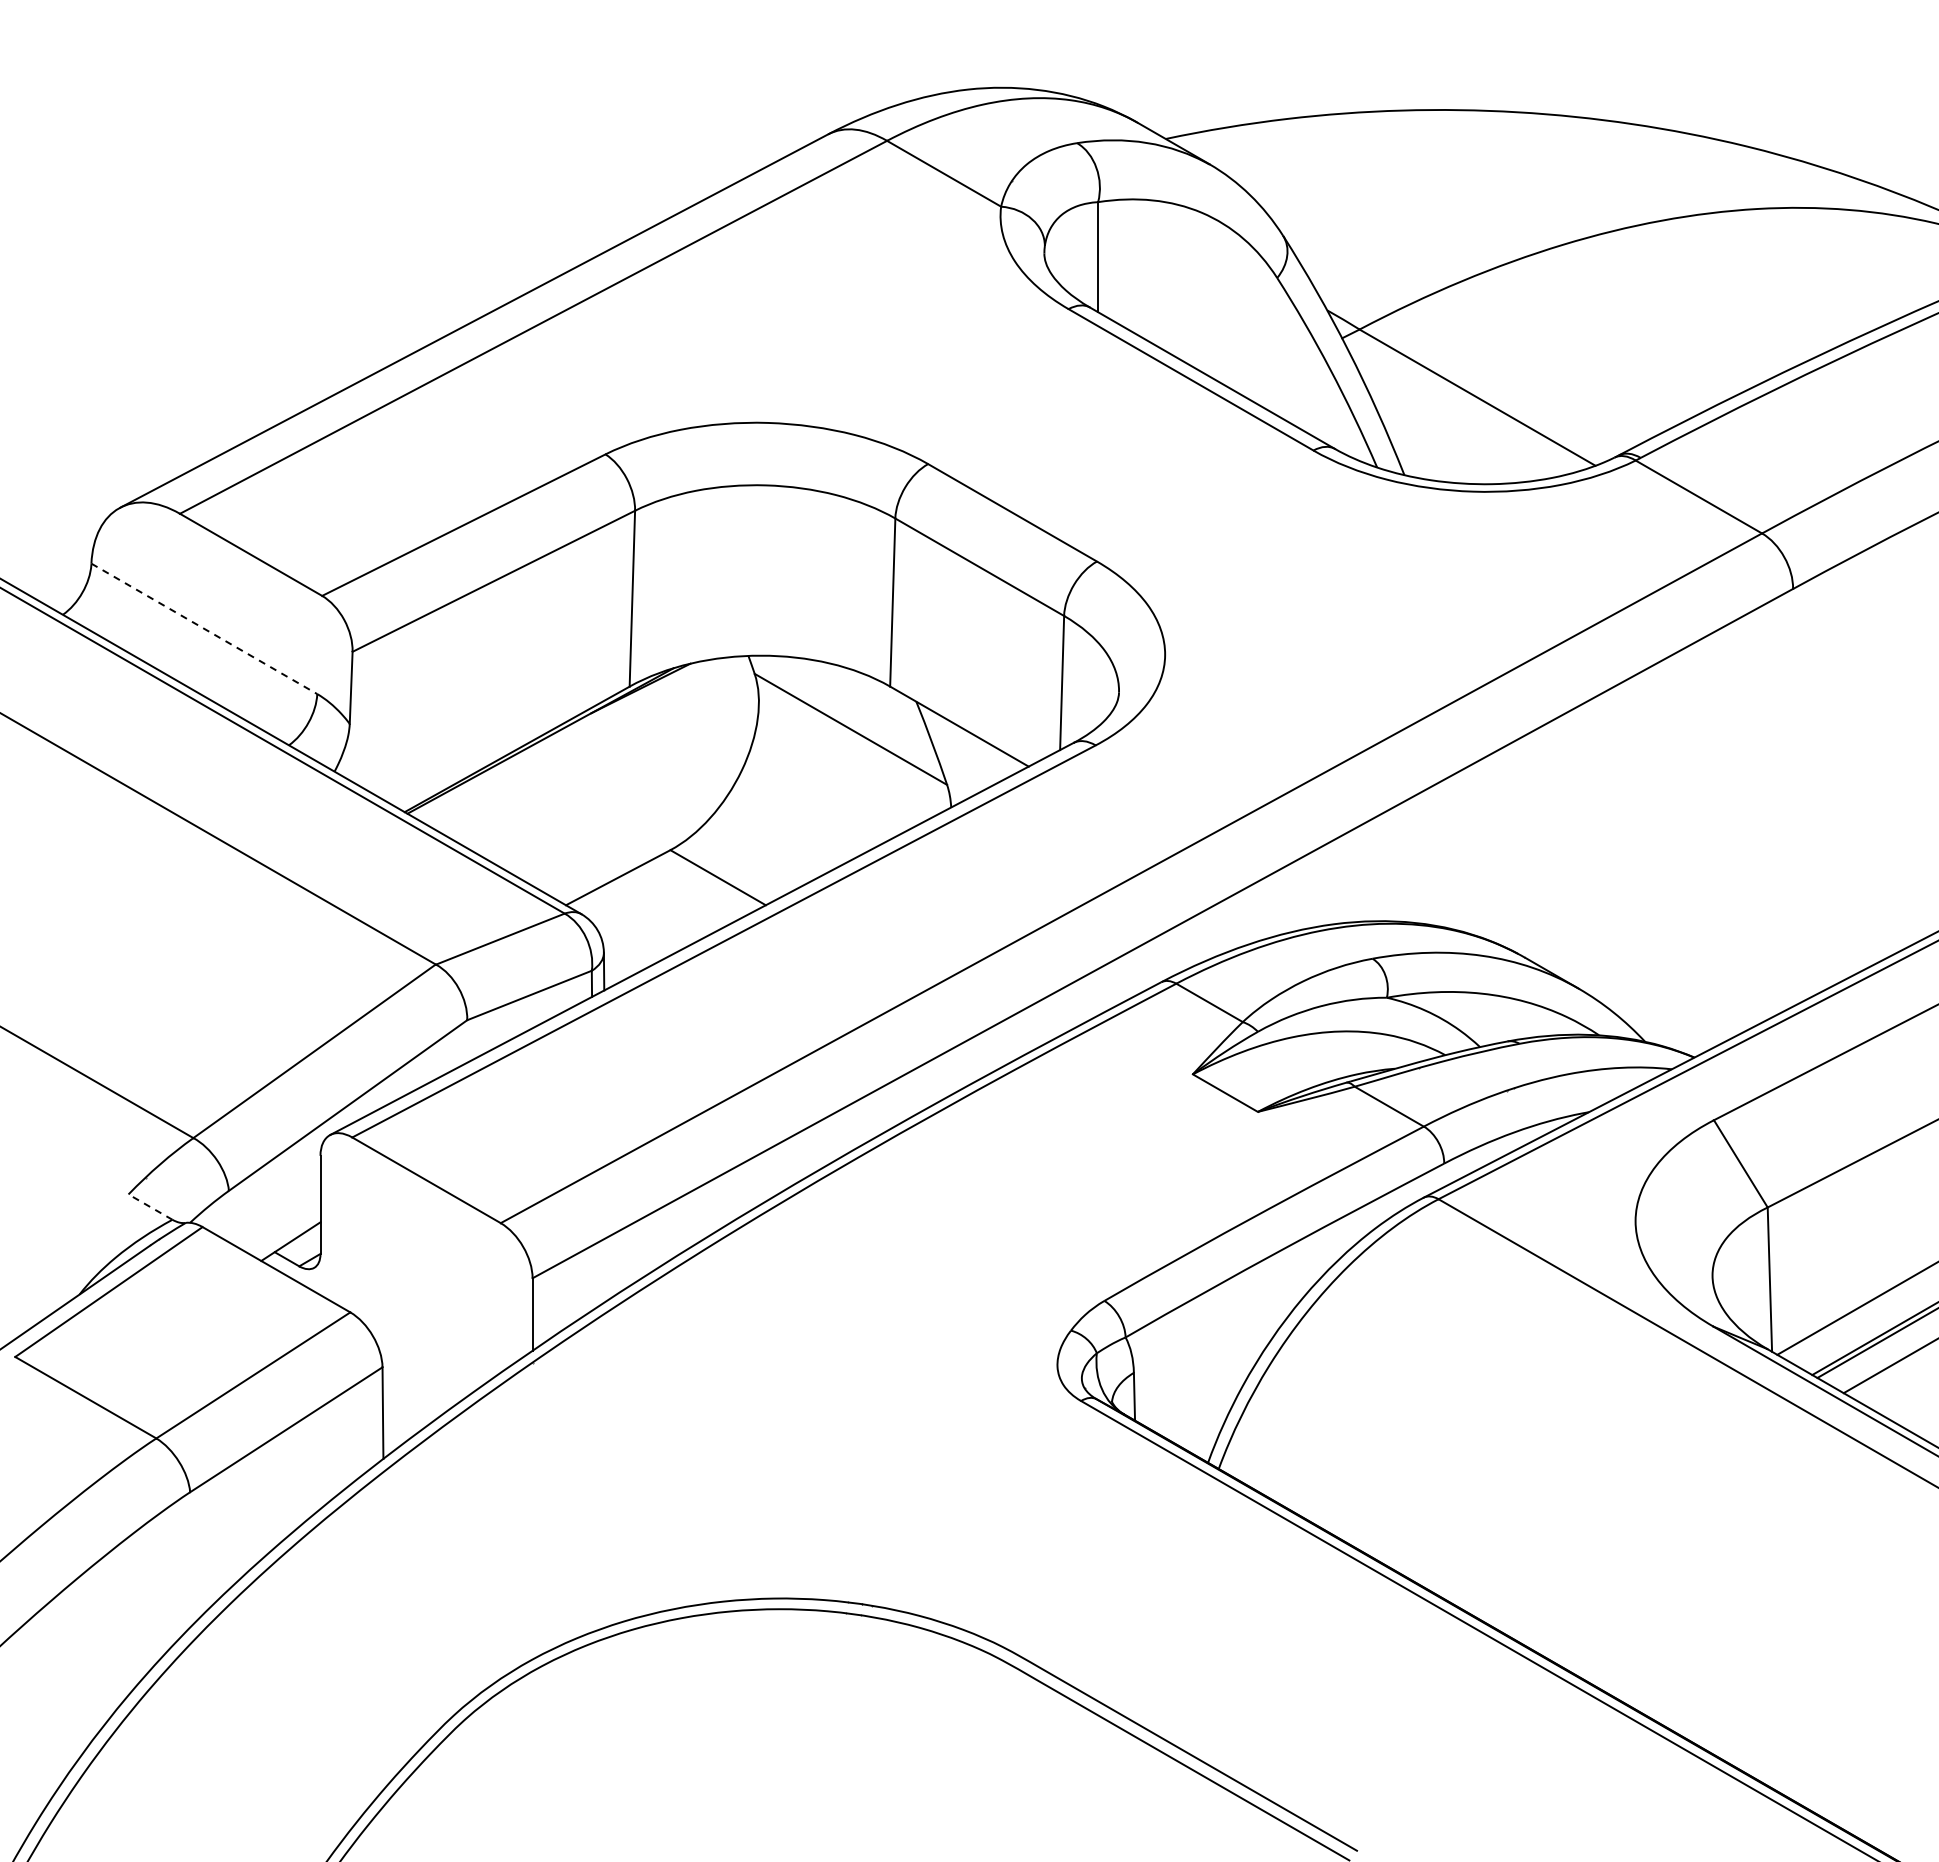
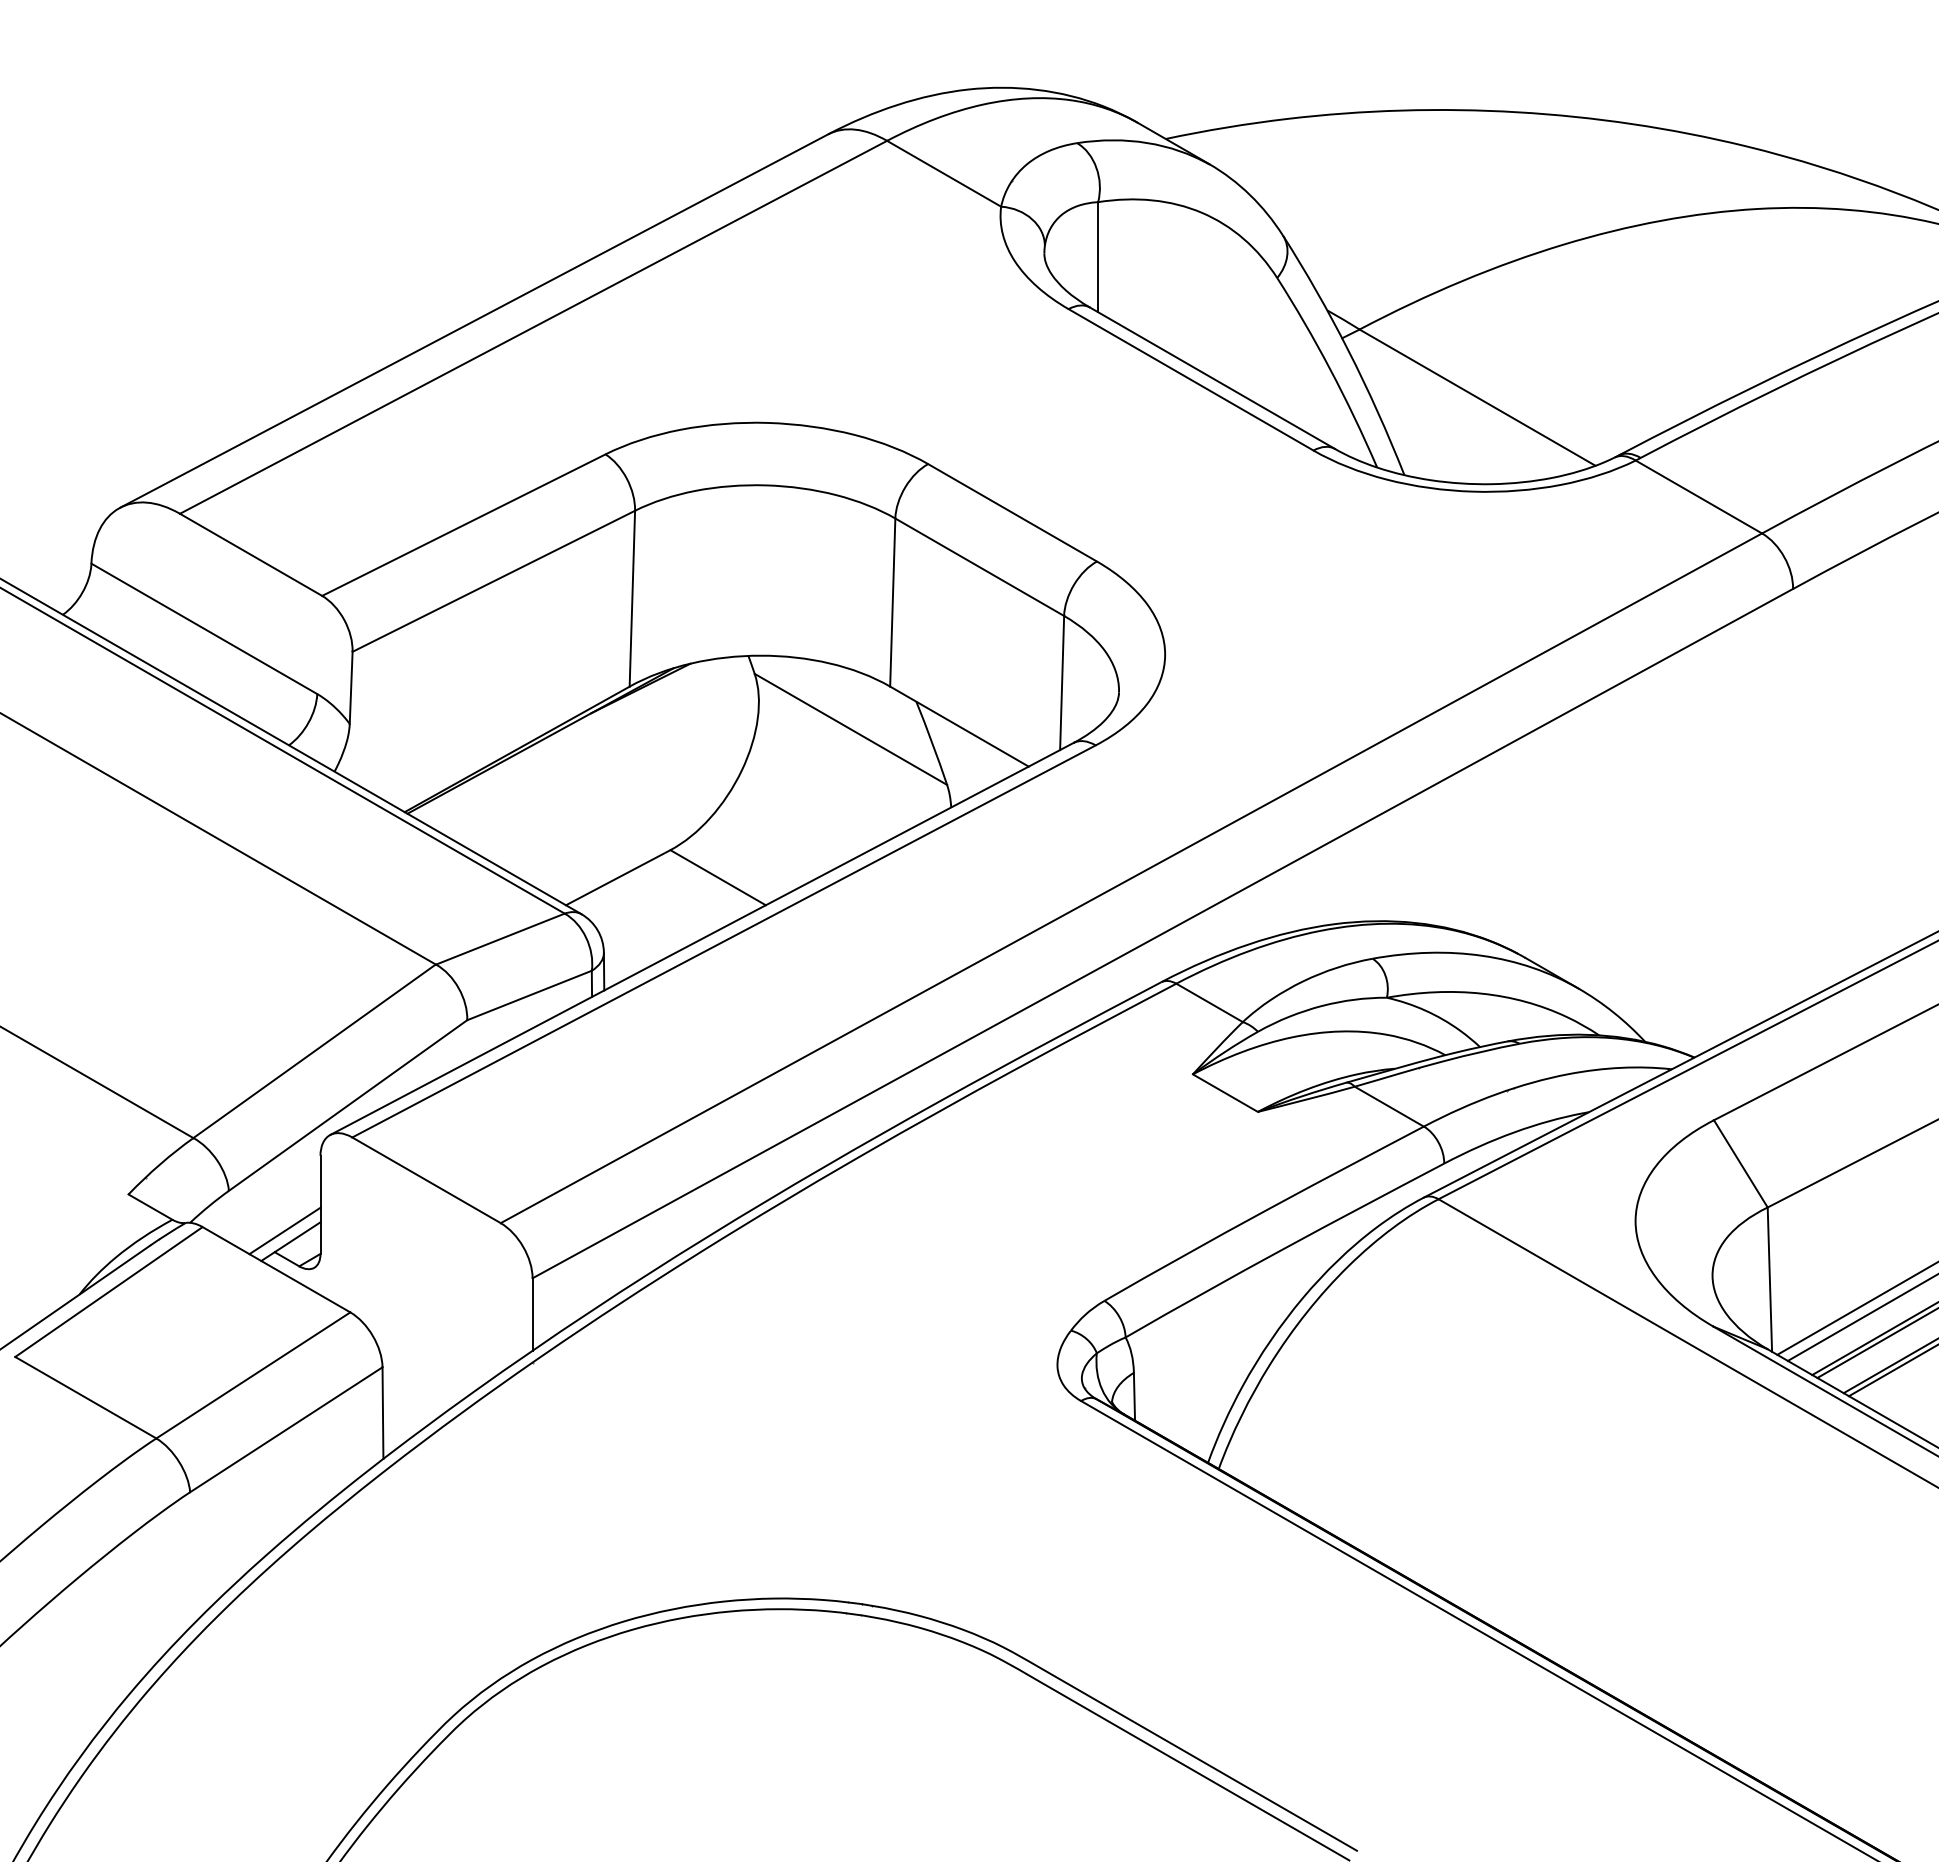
line: dashed -> solid (204, 629)
line: dashed -> solid (150, 1206)
line: none -> present (284, 1230)
line: none -> present (1861, 1317)
line: none -> present (1891, 1371)
